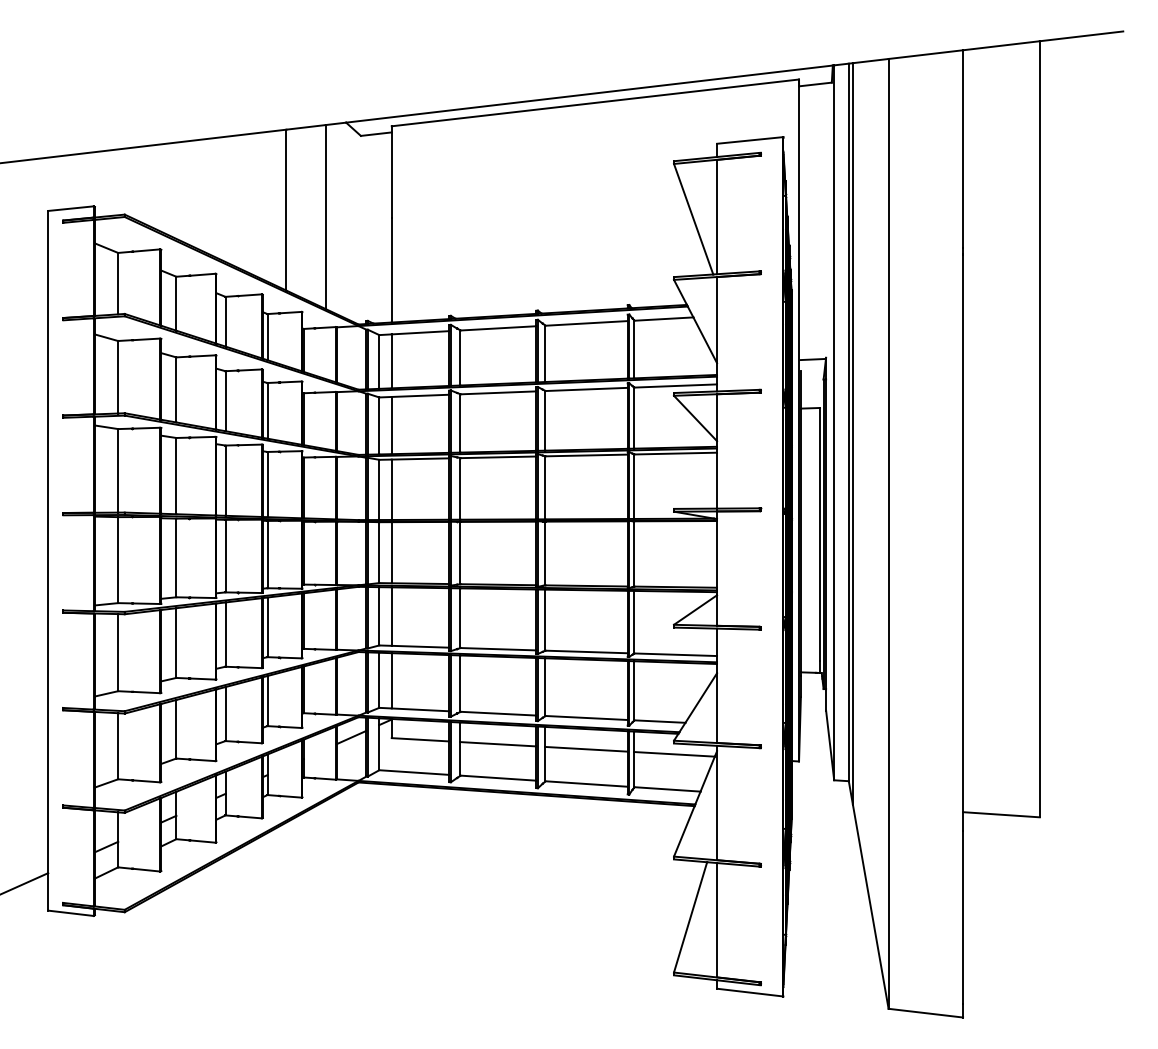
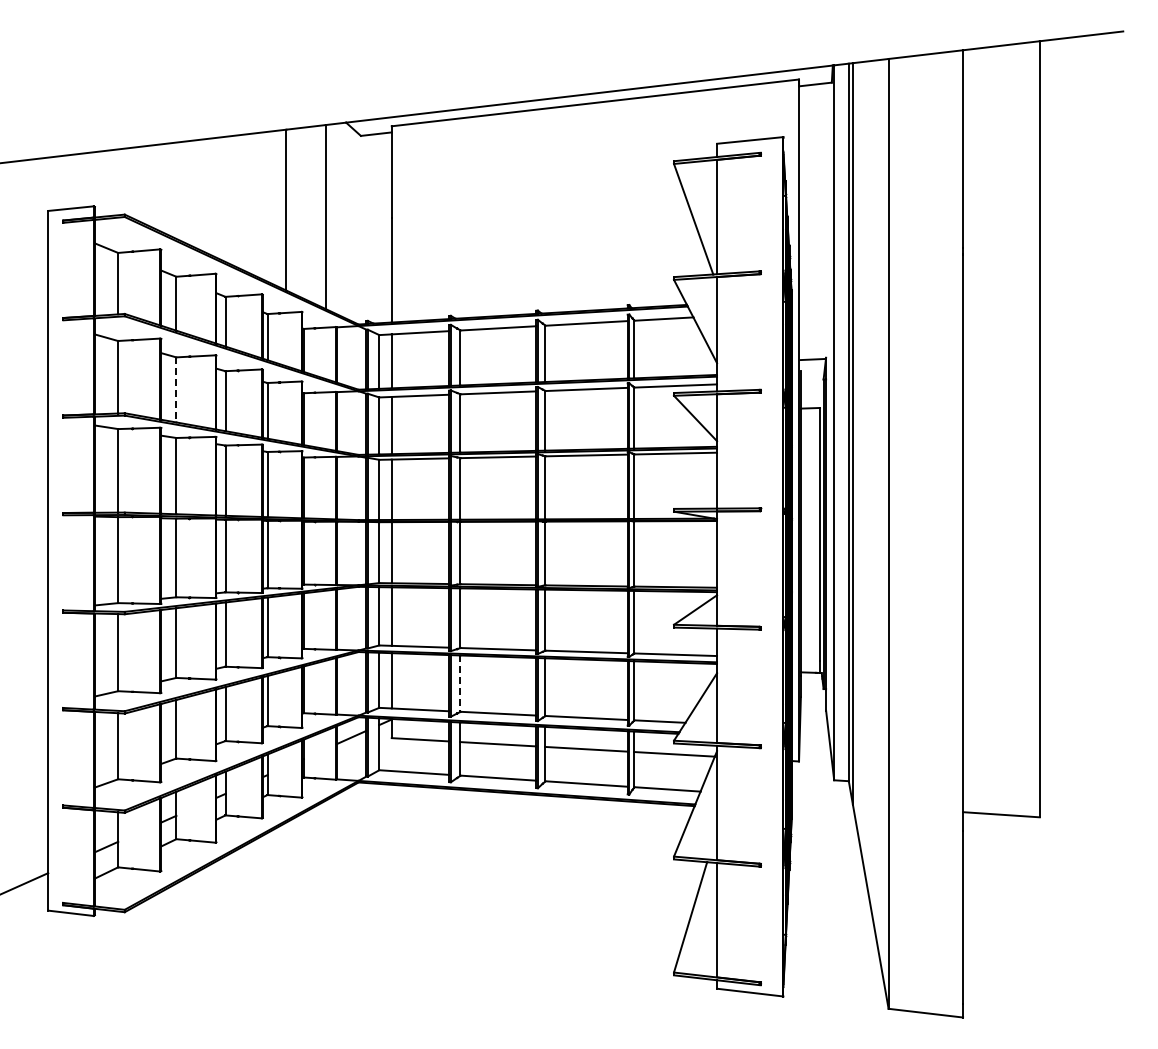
line: solid -> dashed (176, 389)
line: solid -> dashed (460, 684)
